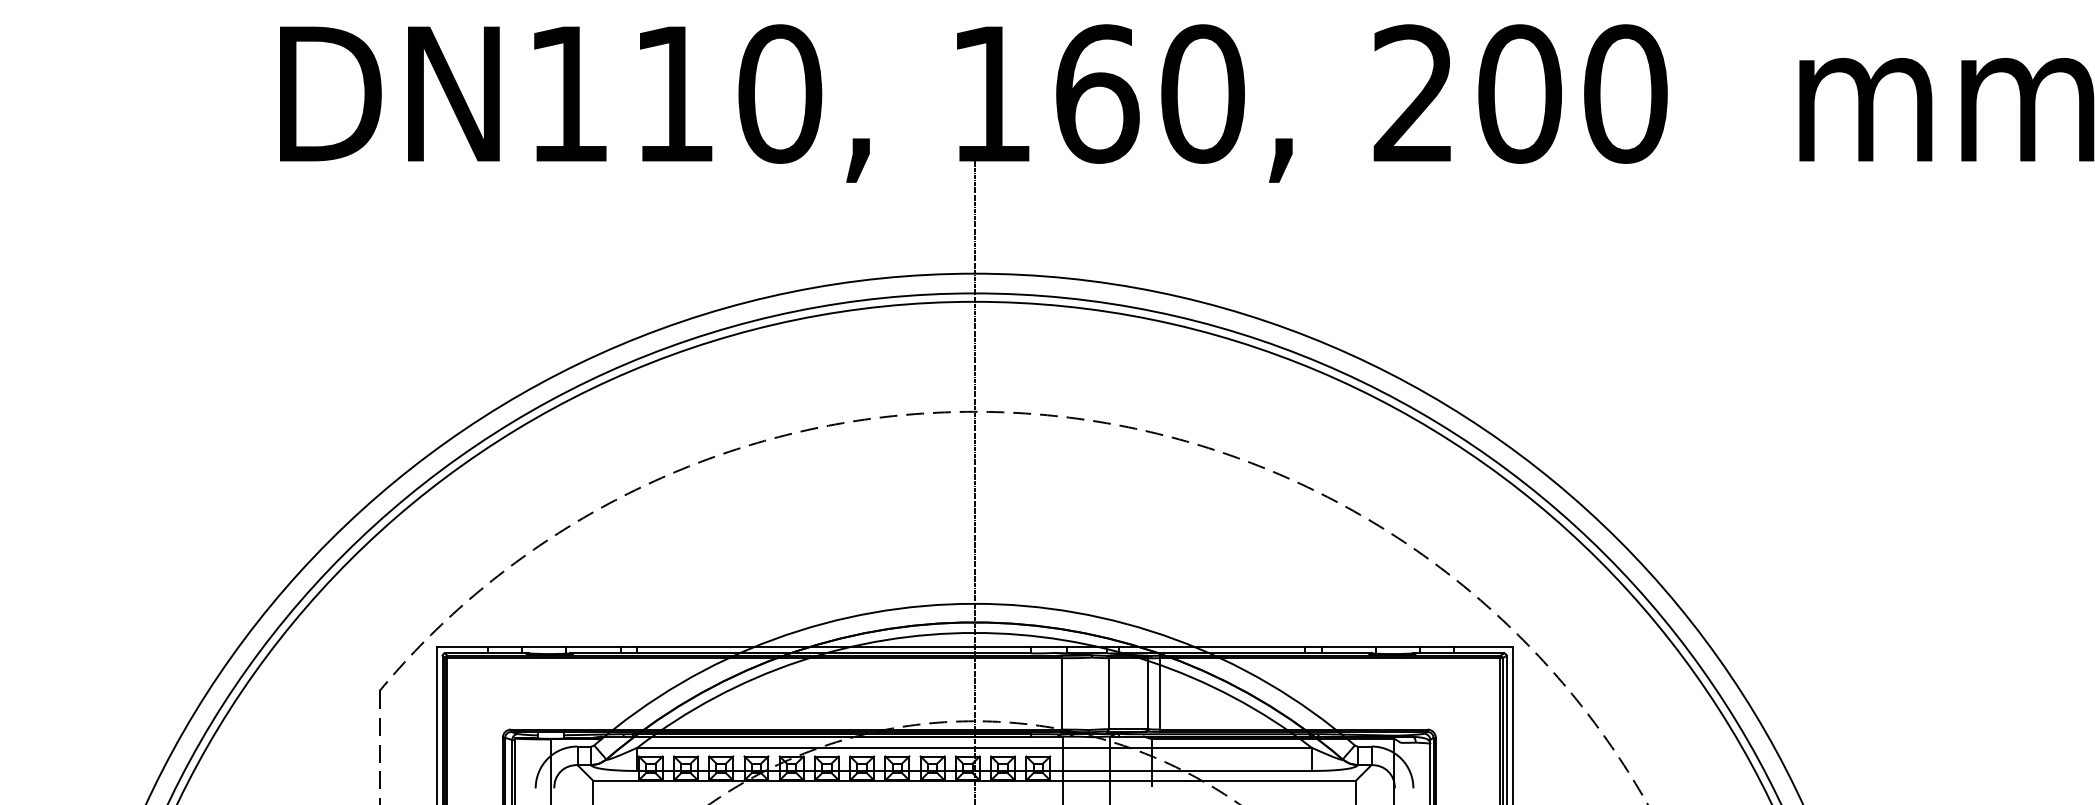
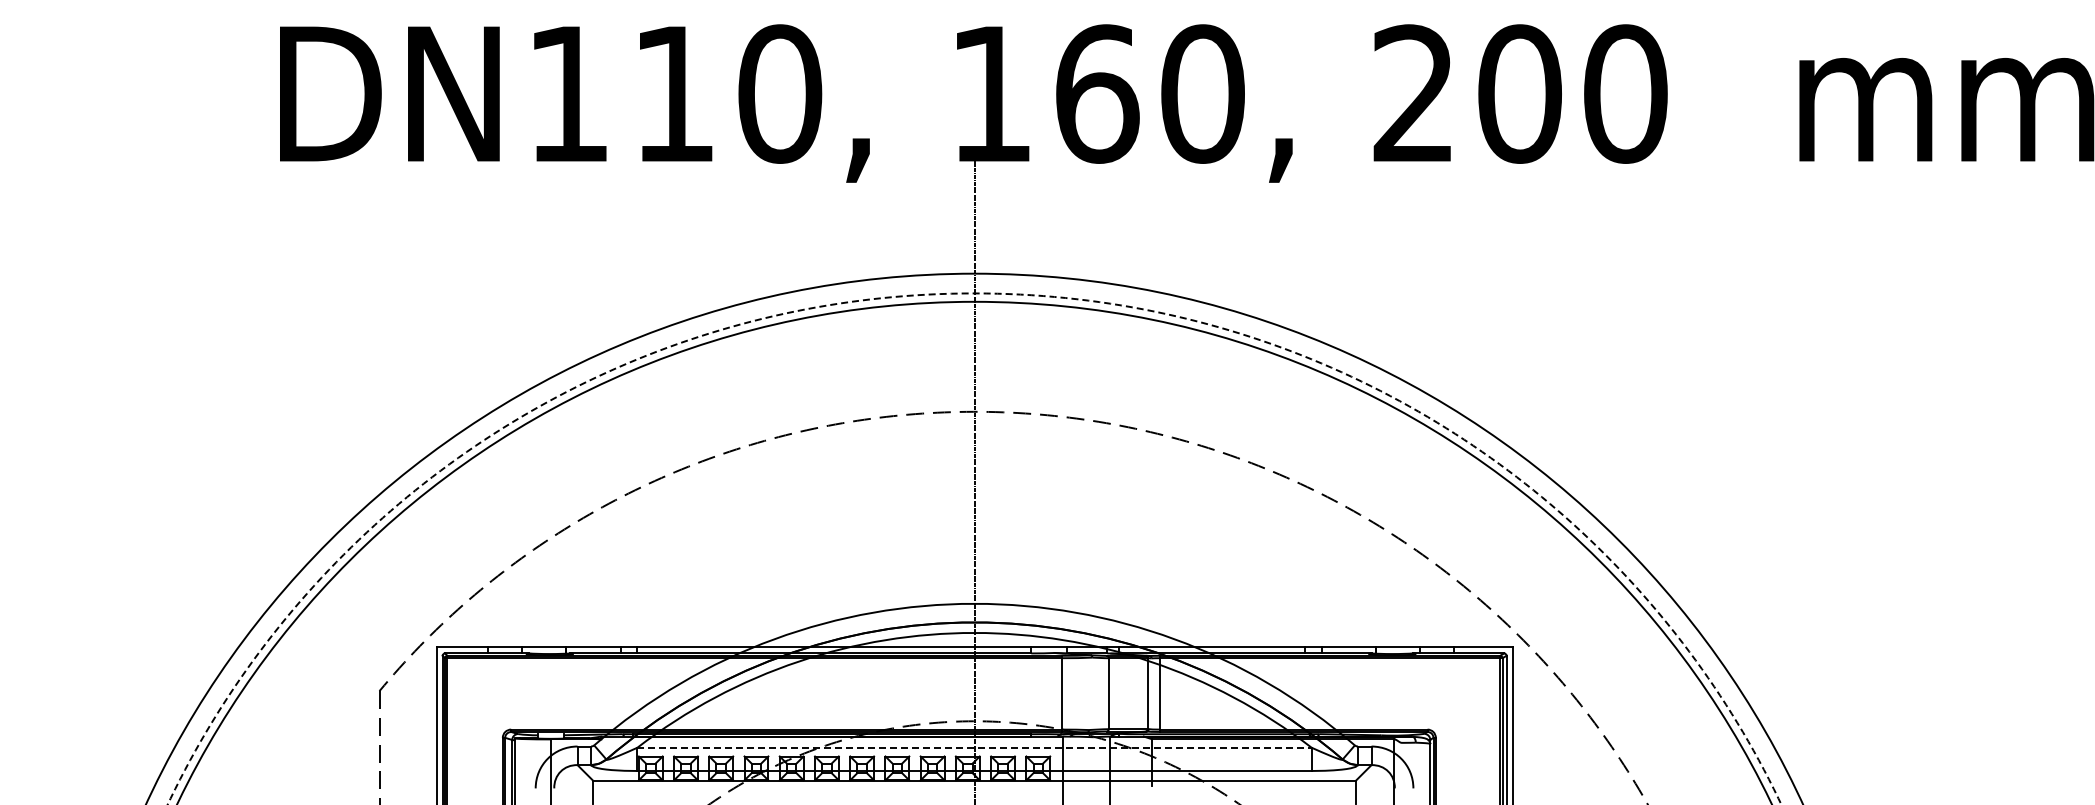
circle: solid -> dashed (974, 548)
line: solid -> dashed (975, 747)
